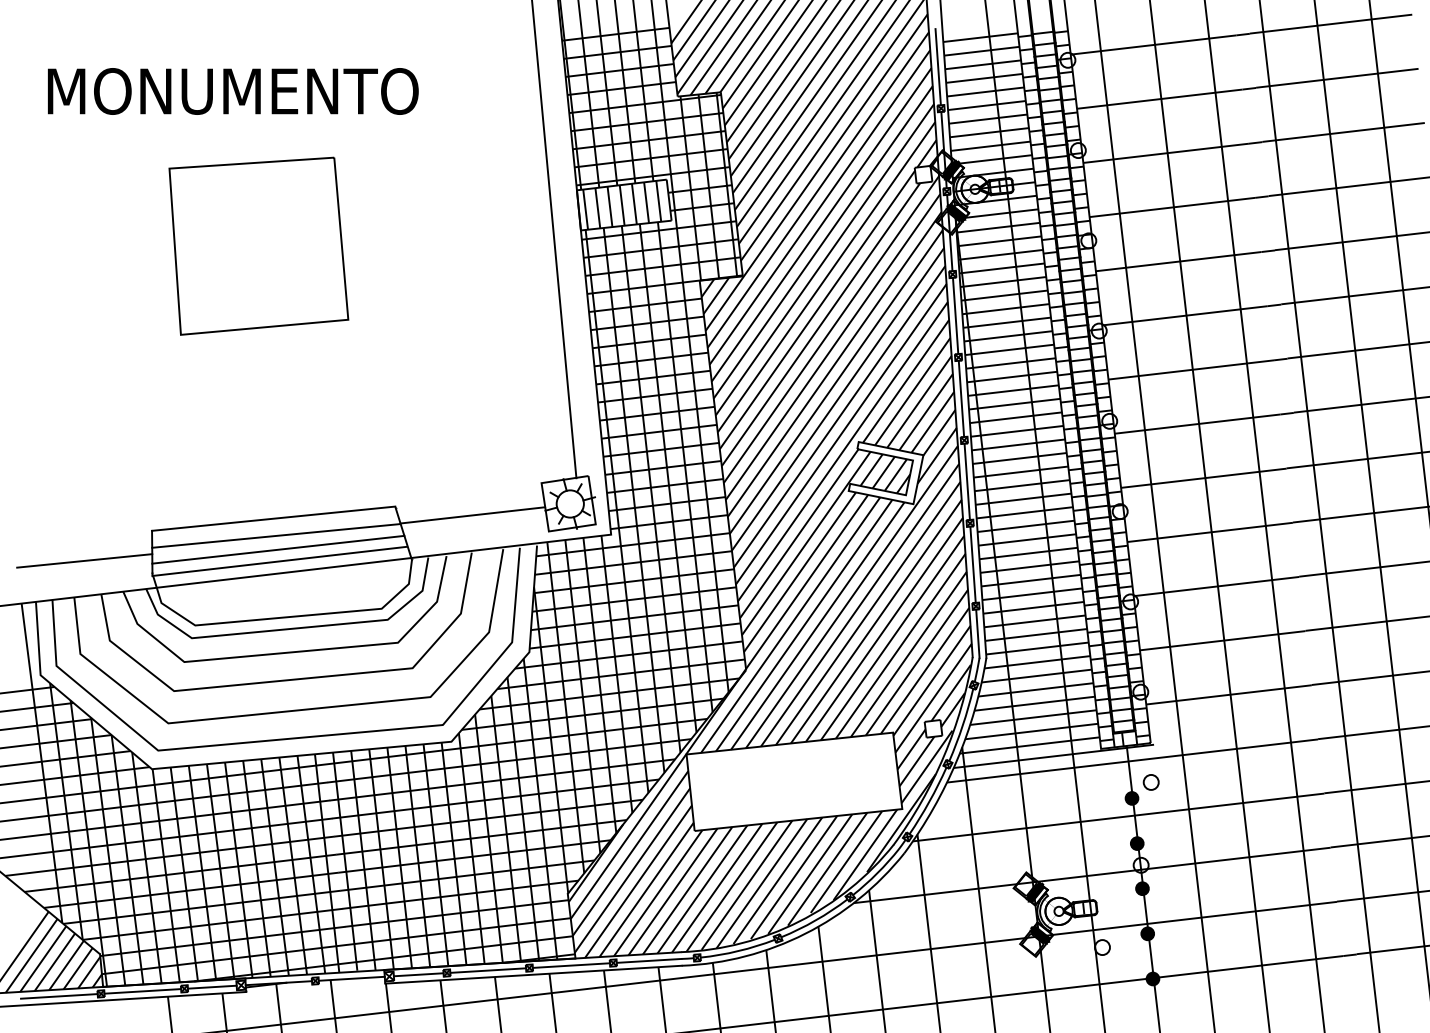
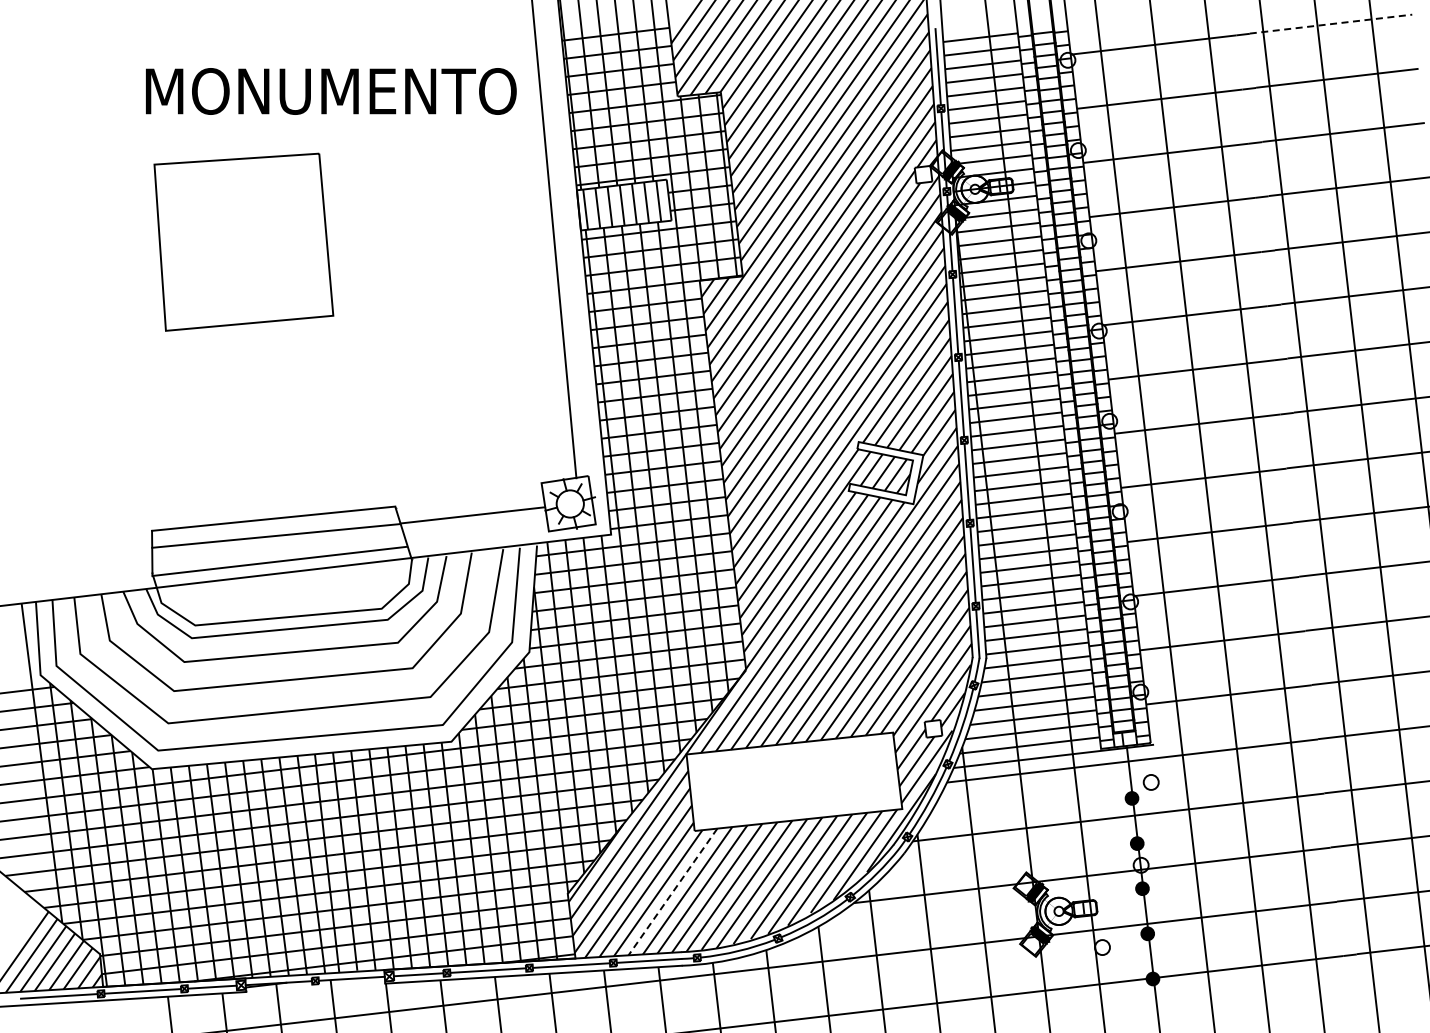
line: solid -> dashed (1331, 24)
text position: (233, 91) -> (331, 91) (331, 91)
part position: (258, 245) -> (243, 241) (243, 241)
line: present -> none (278, 549)
line: present -> none (84, 560)
line: solid -> dashed (672, 892)
